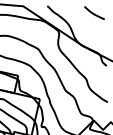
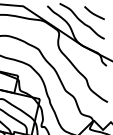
curve: none -> present (81, 21)
